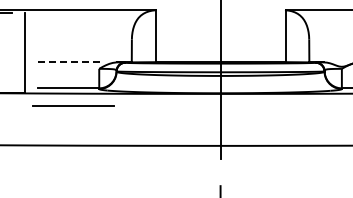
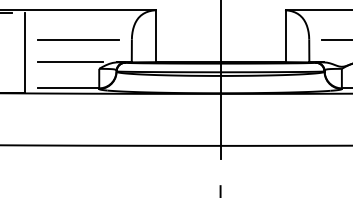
line: none -> present (335, 39)
line: dashed -> solid (70, 62)
line position: (73, 105) -> (78, 39) (78, 39)
